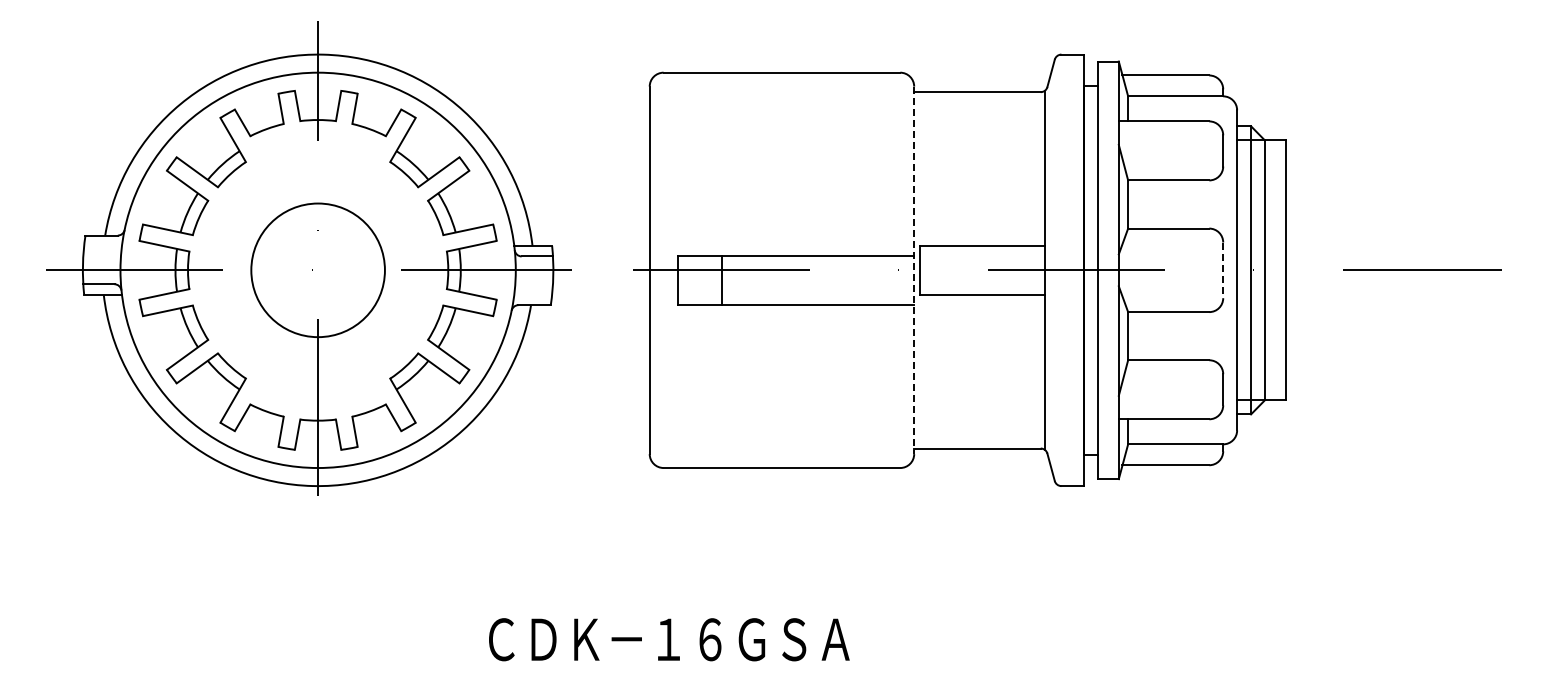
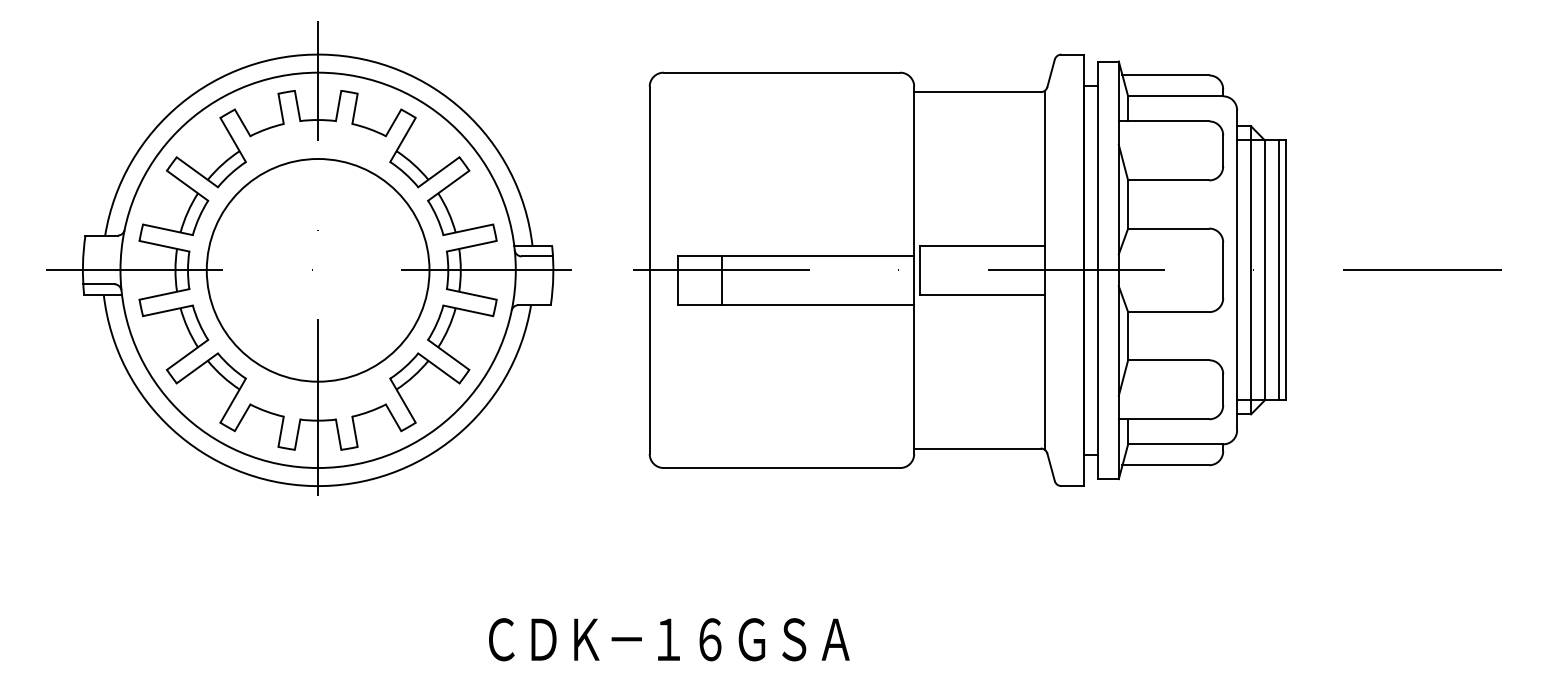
circle diameter: 134 px -> 223 px (317, 269)
line: dashed -> solid (914, 270)
line: dashed -> solid (1223, 270)
line: none -> present (1278, 270)
